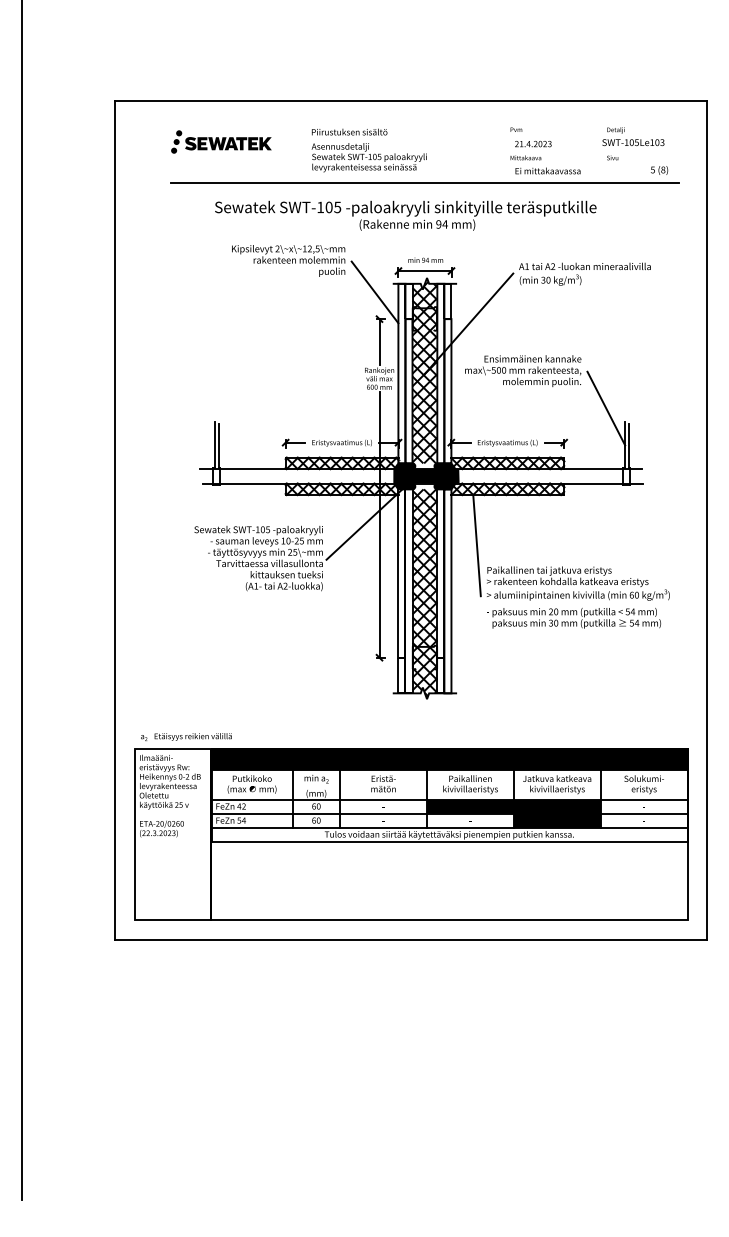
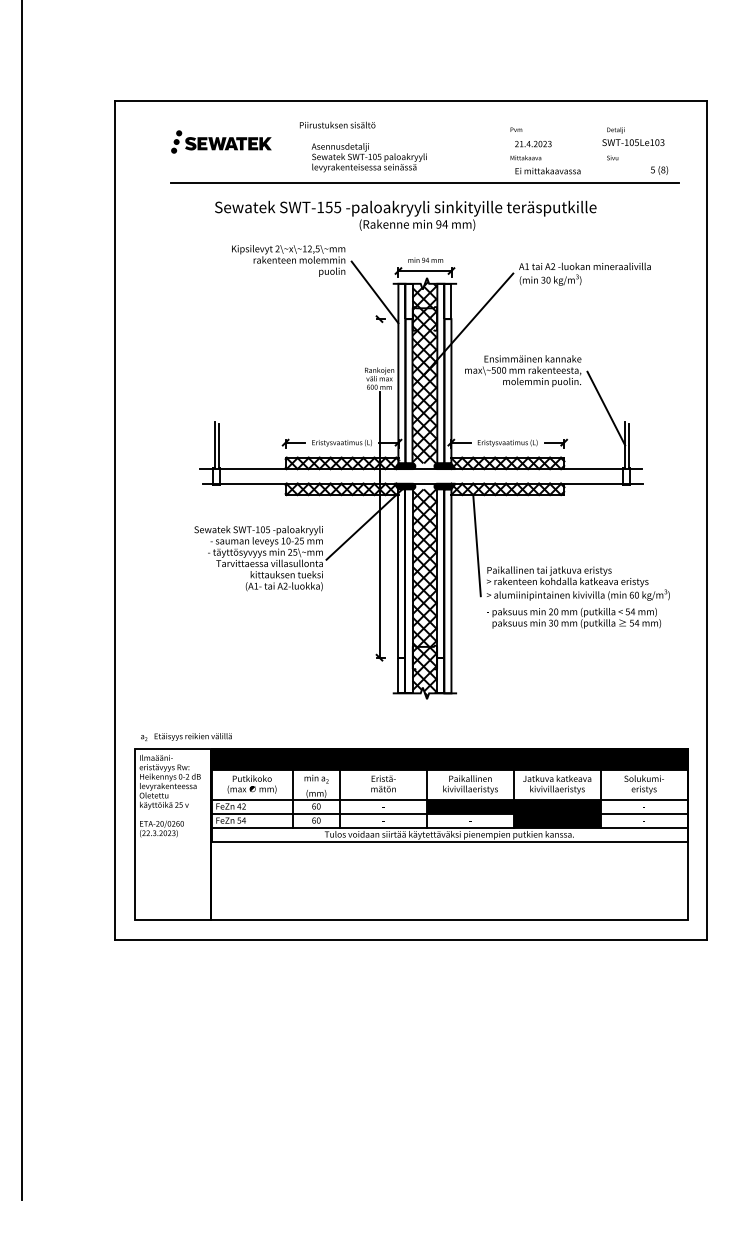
text position: (349, 131) -> (337, 124) (337, 124)
text: SWT-105 -> SWT-155 (328, 207)
line: present -> none (379, 342)
fill: present -> none (426, 475)
